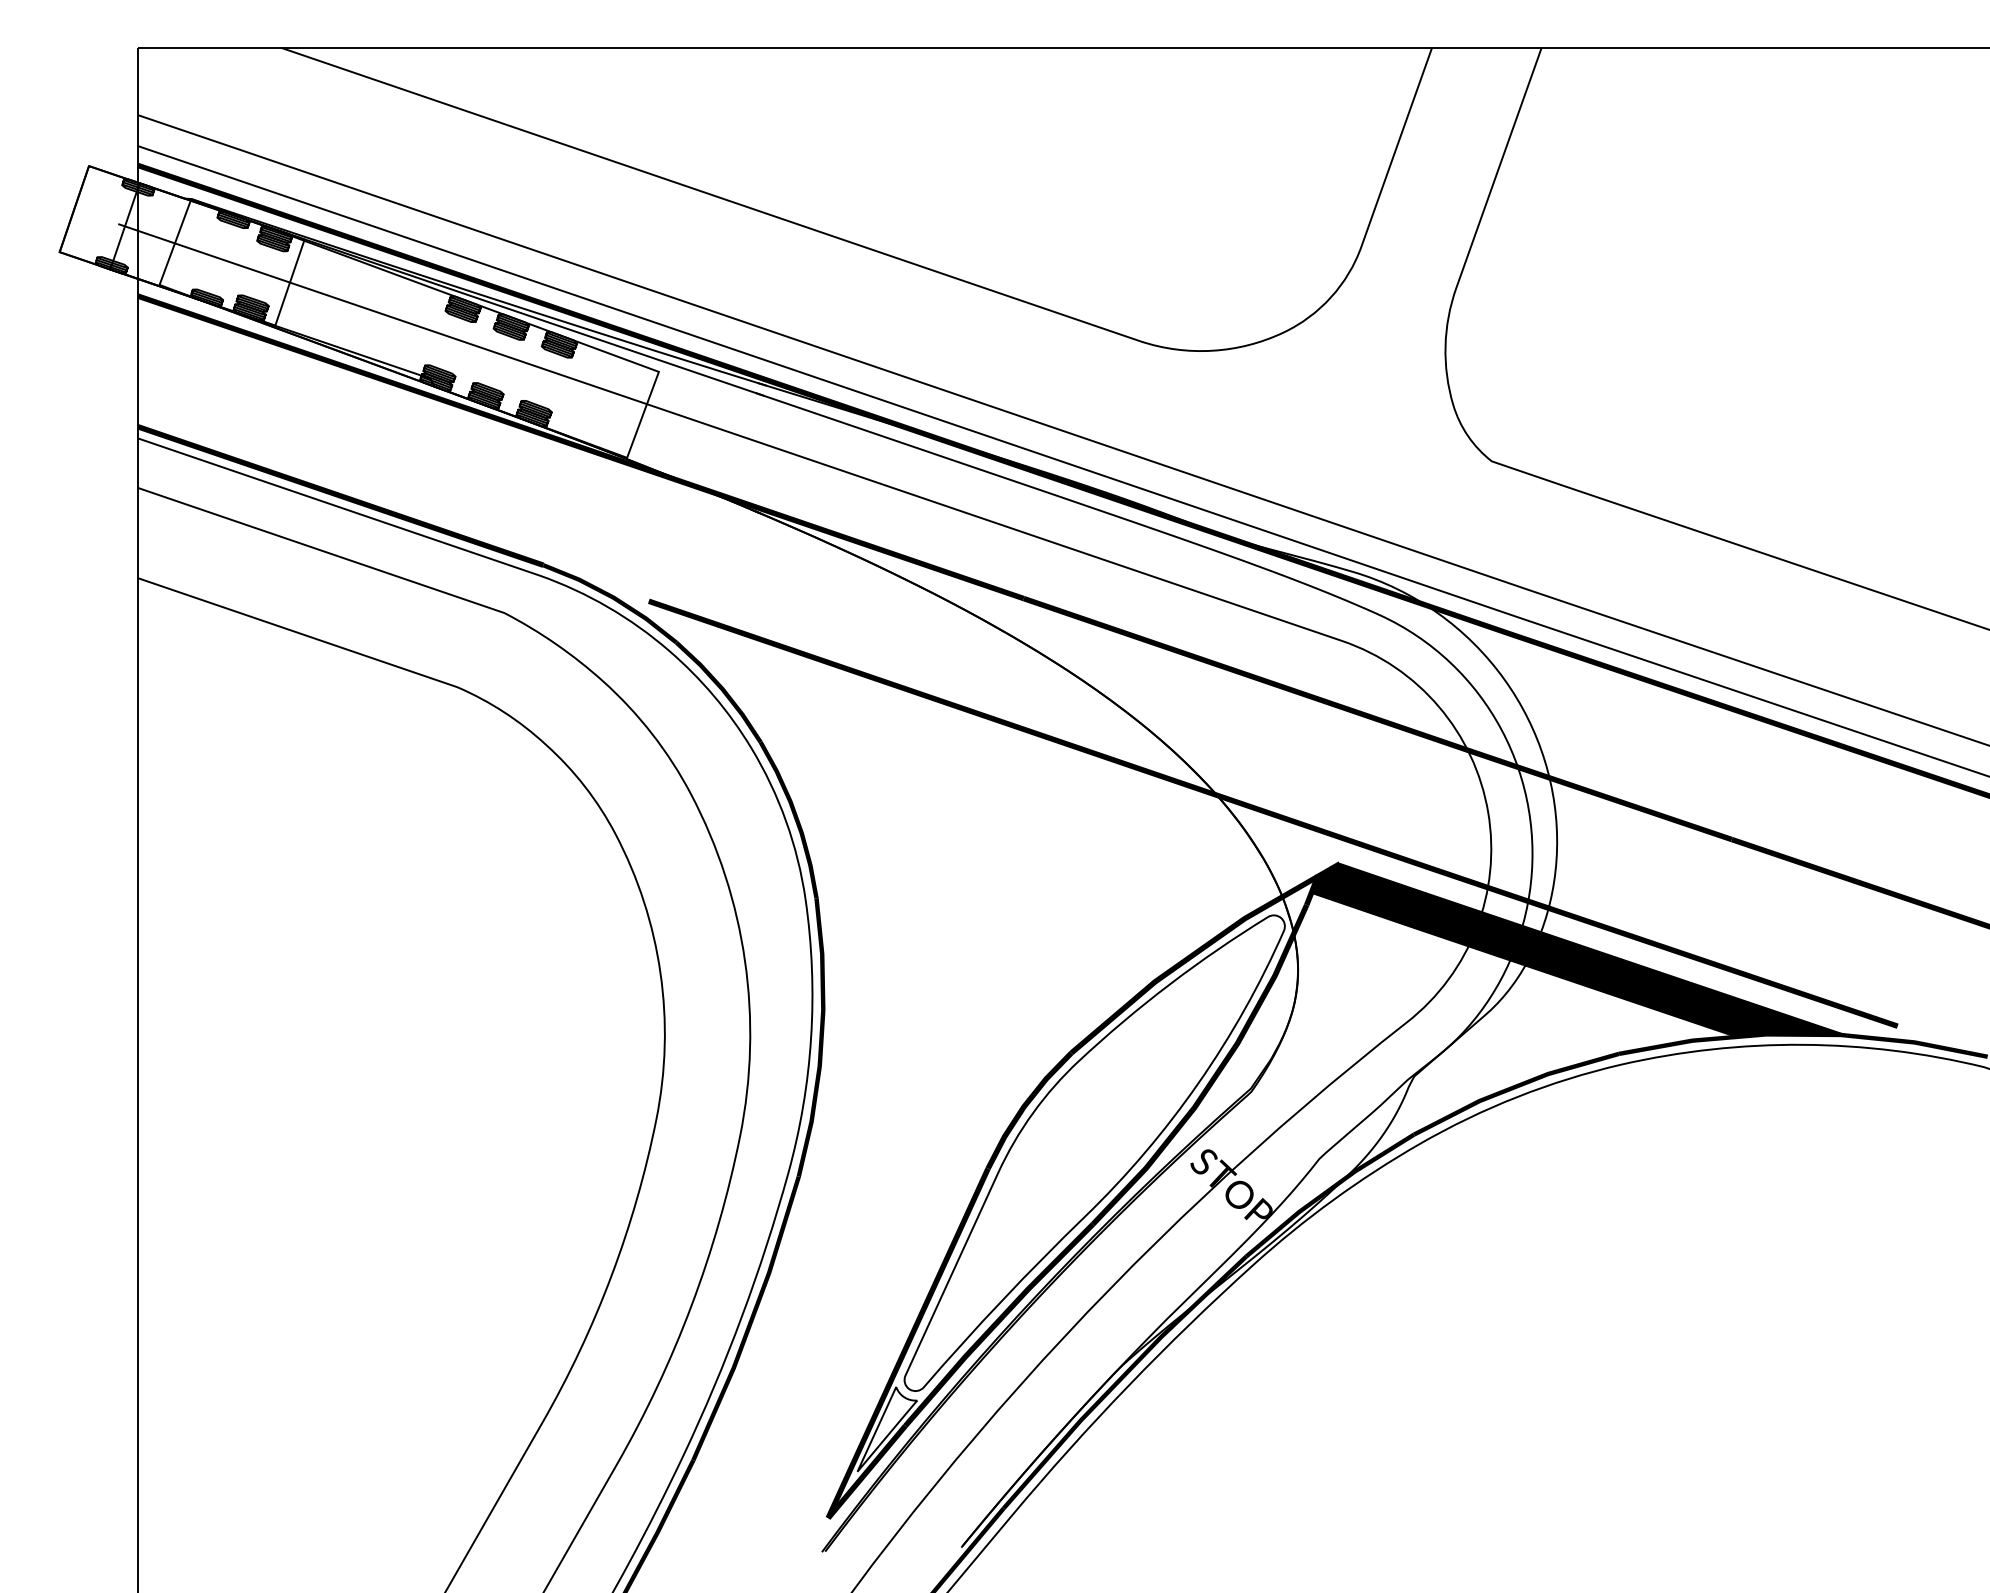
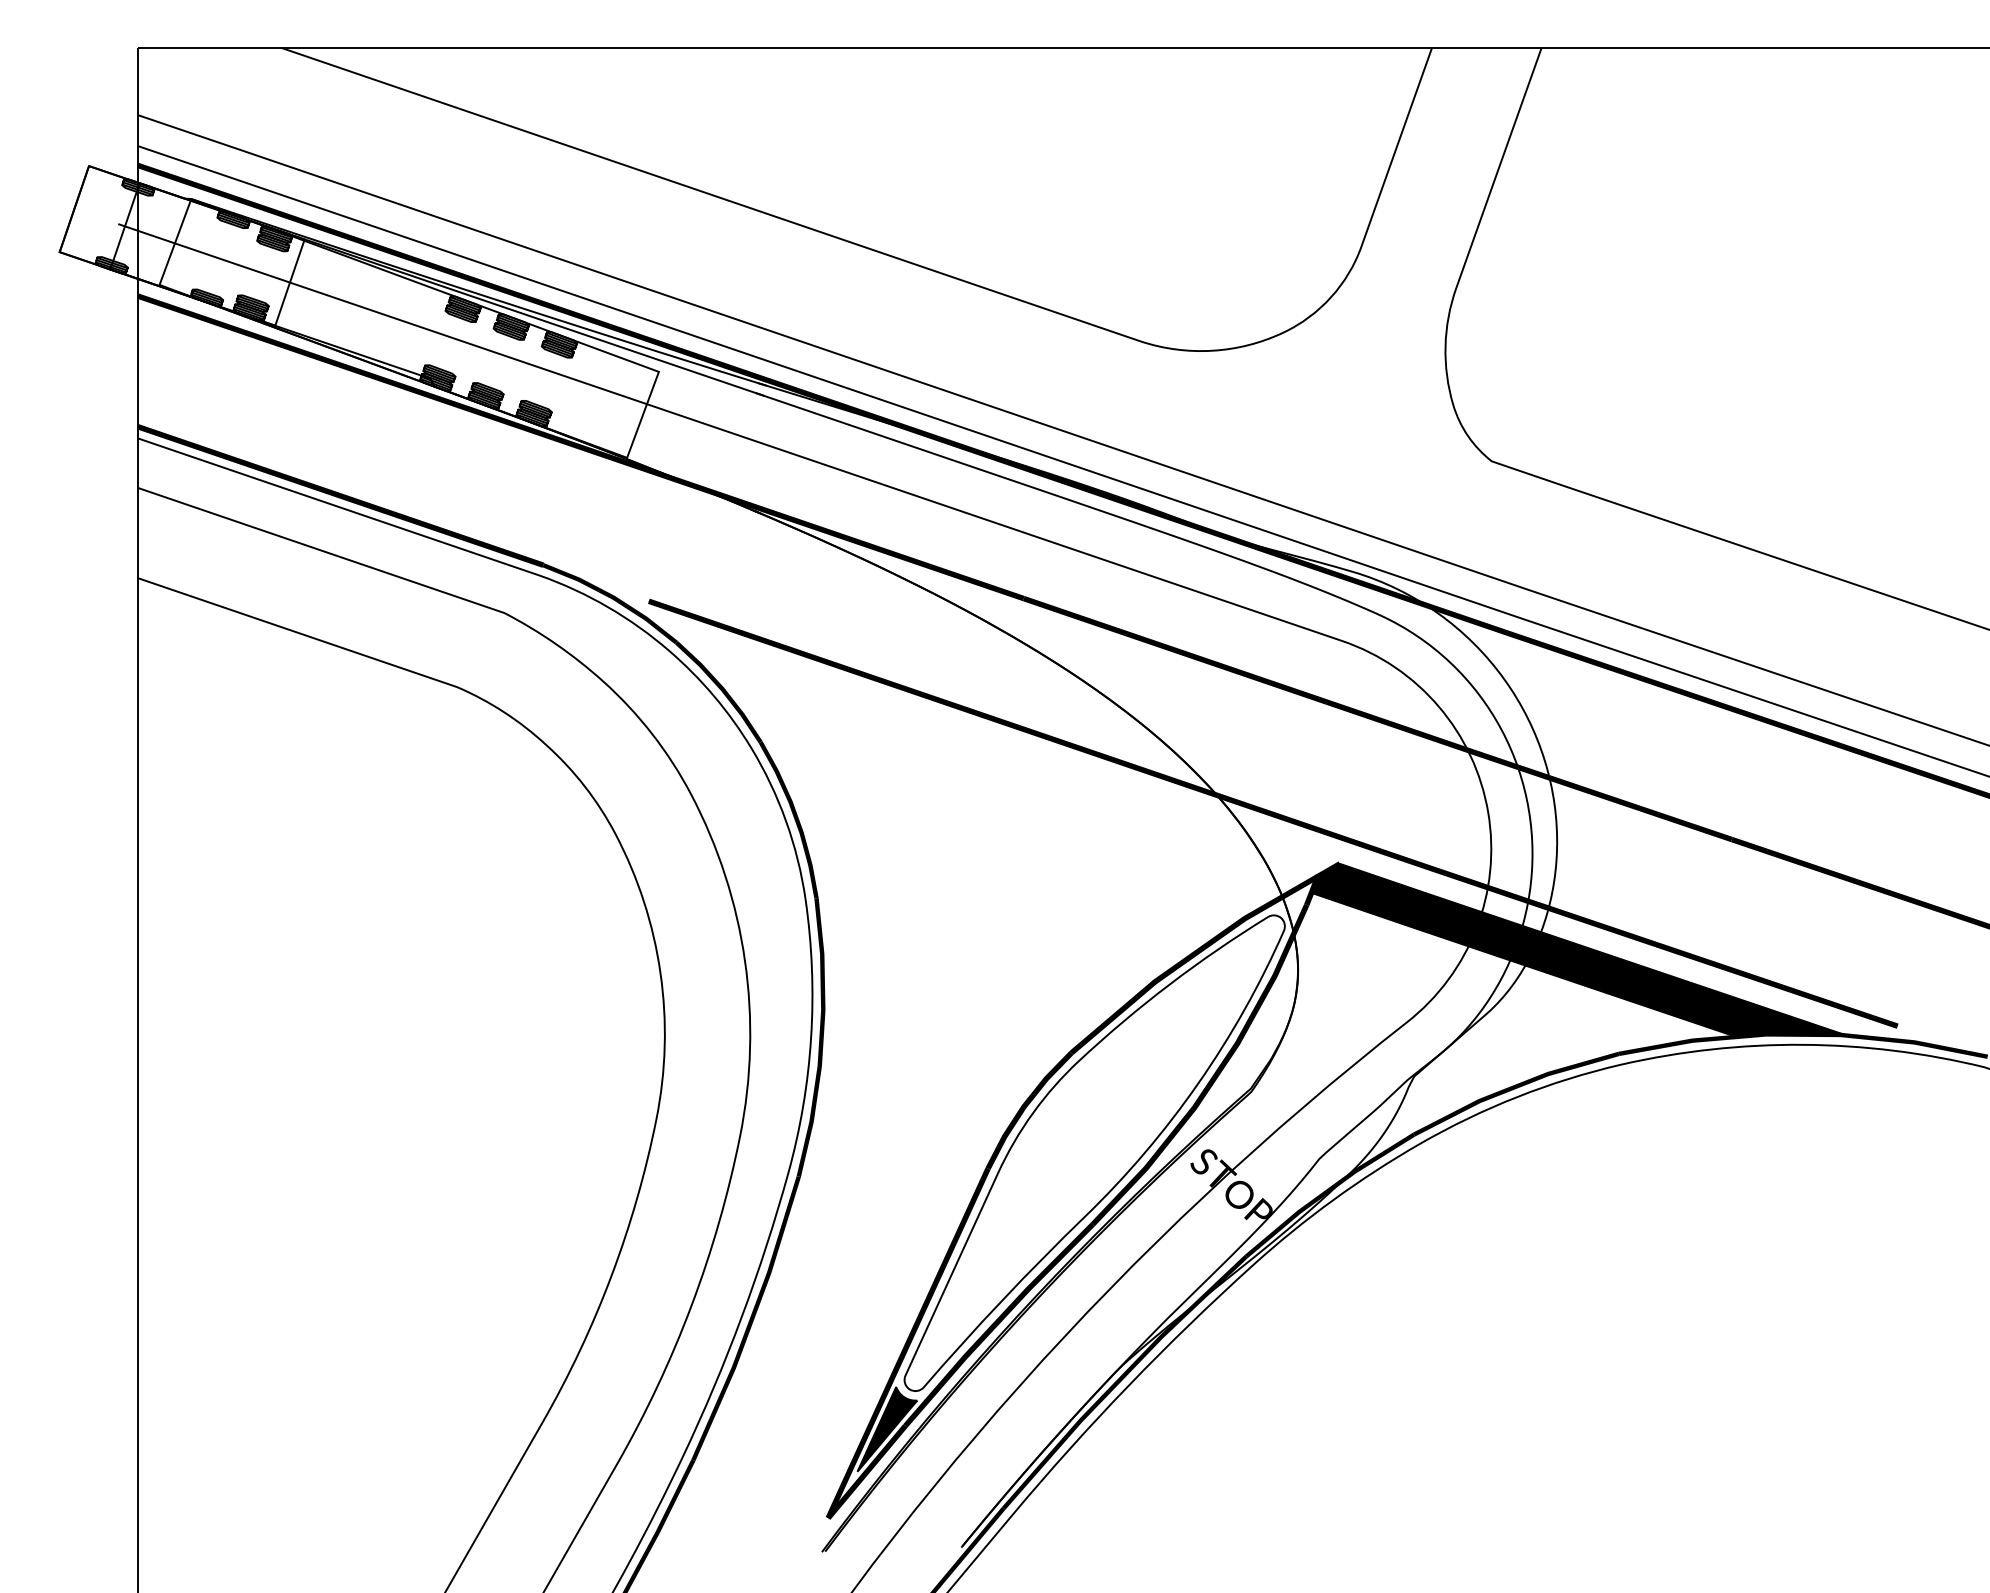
fill: none -> present (887, 1429)
